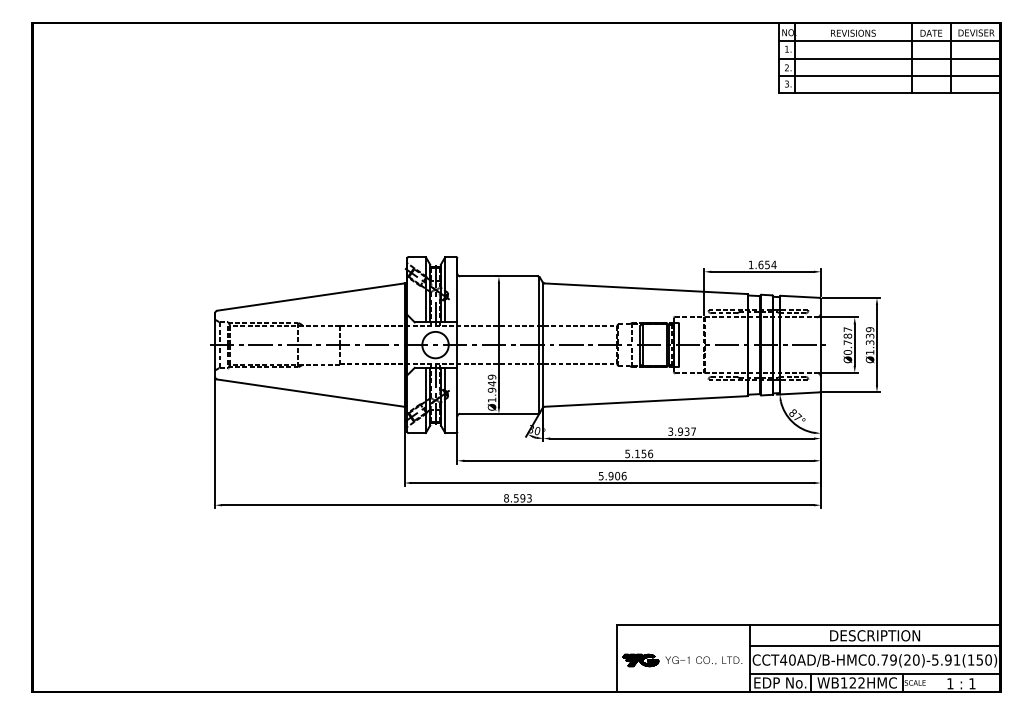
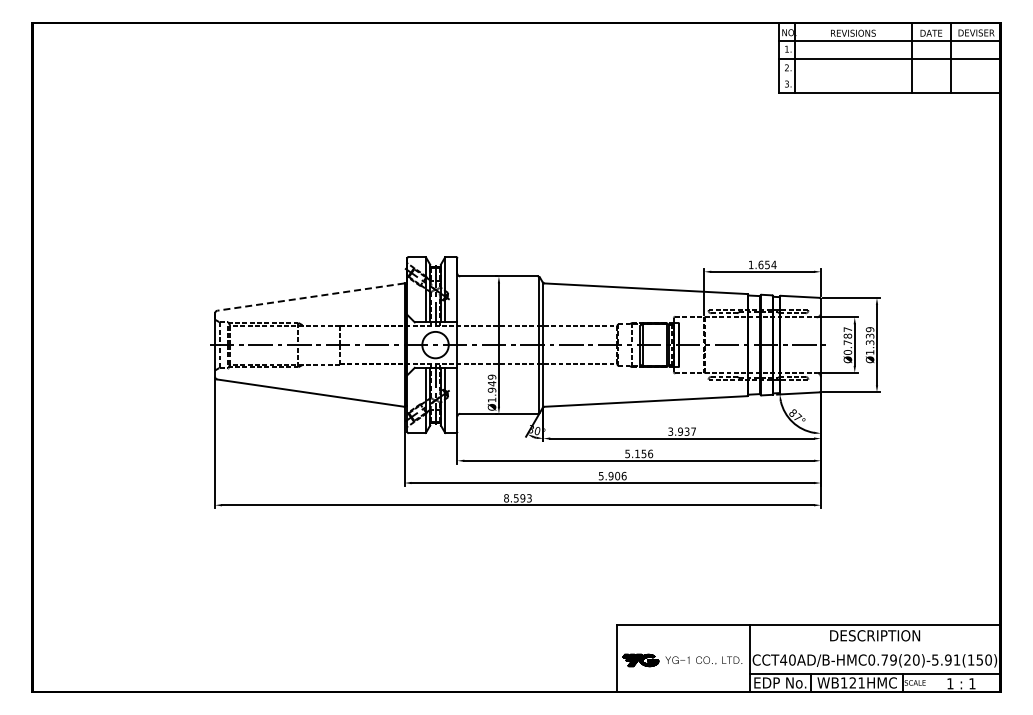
line: present -> none (889, 76)
line: solid -> dashed (310, 297)
line: present -> none (874, 646)
text: WB122HMC -> WB121HMC (861, 682)
